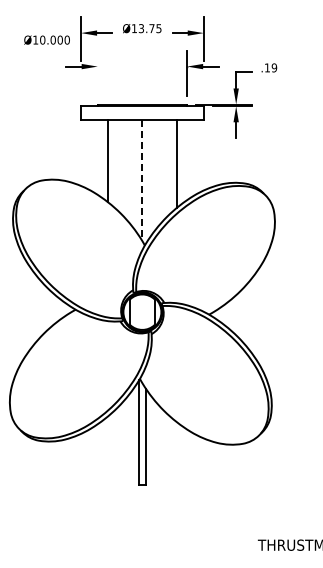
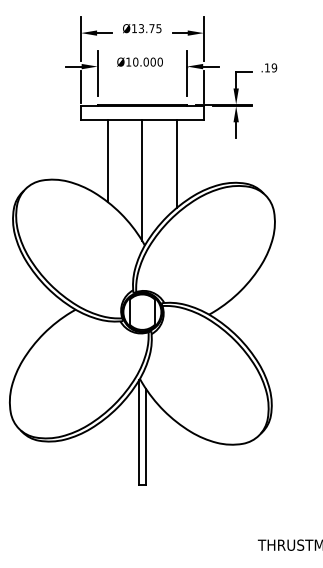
text position: (46, 39) -> (139, 61) (139, 61)
line: none -> present (97, 72)
line: none -> present (81, 87)
line: none -> present (203, 87)
line: dashed -> solid (142, 181)
